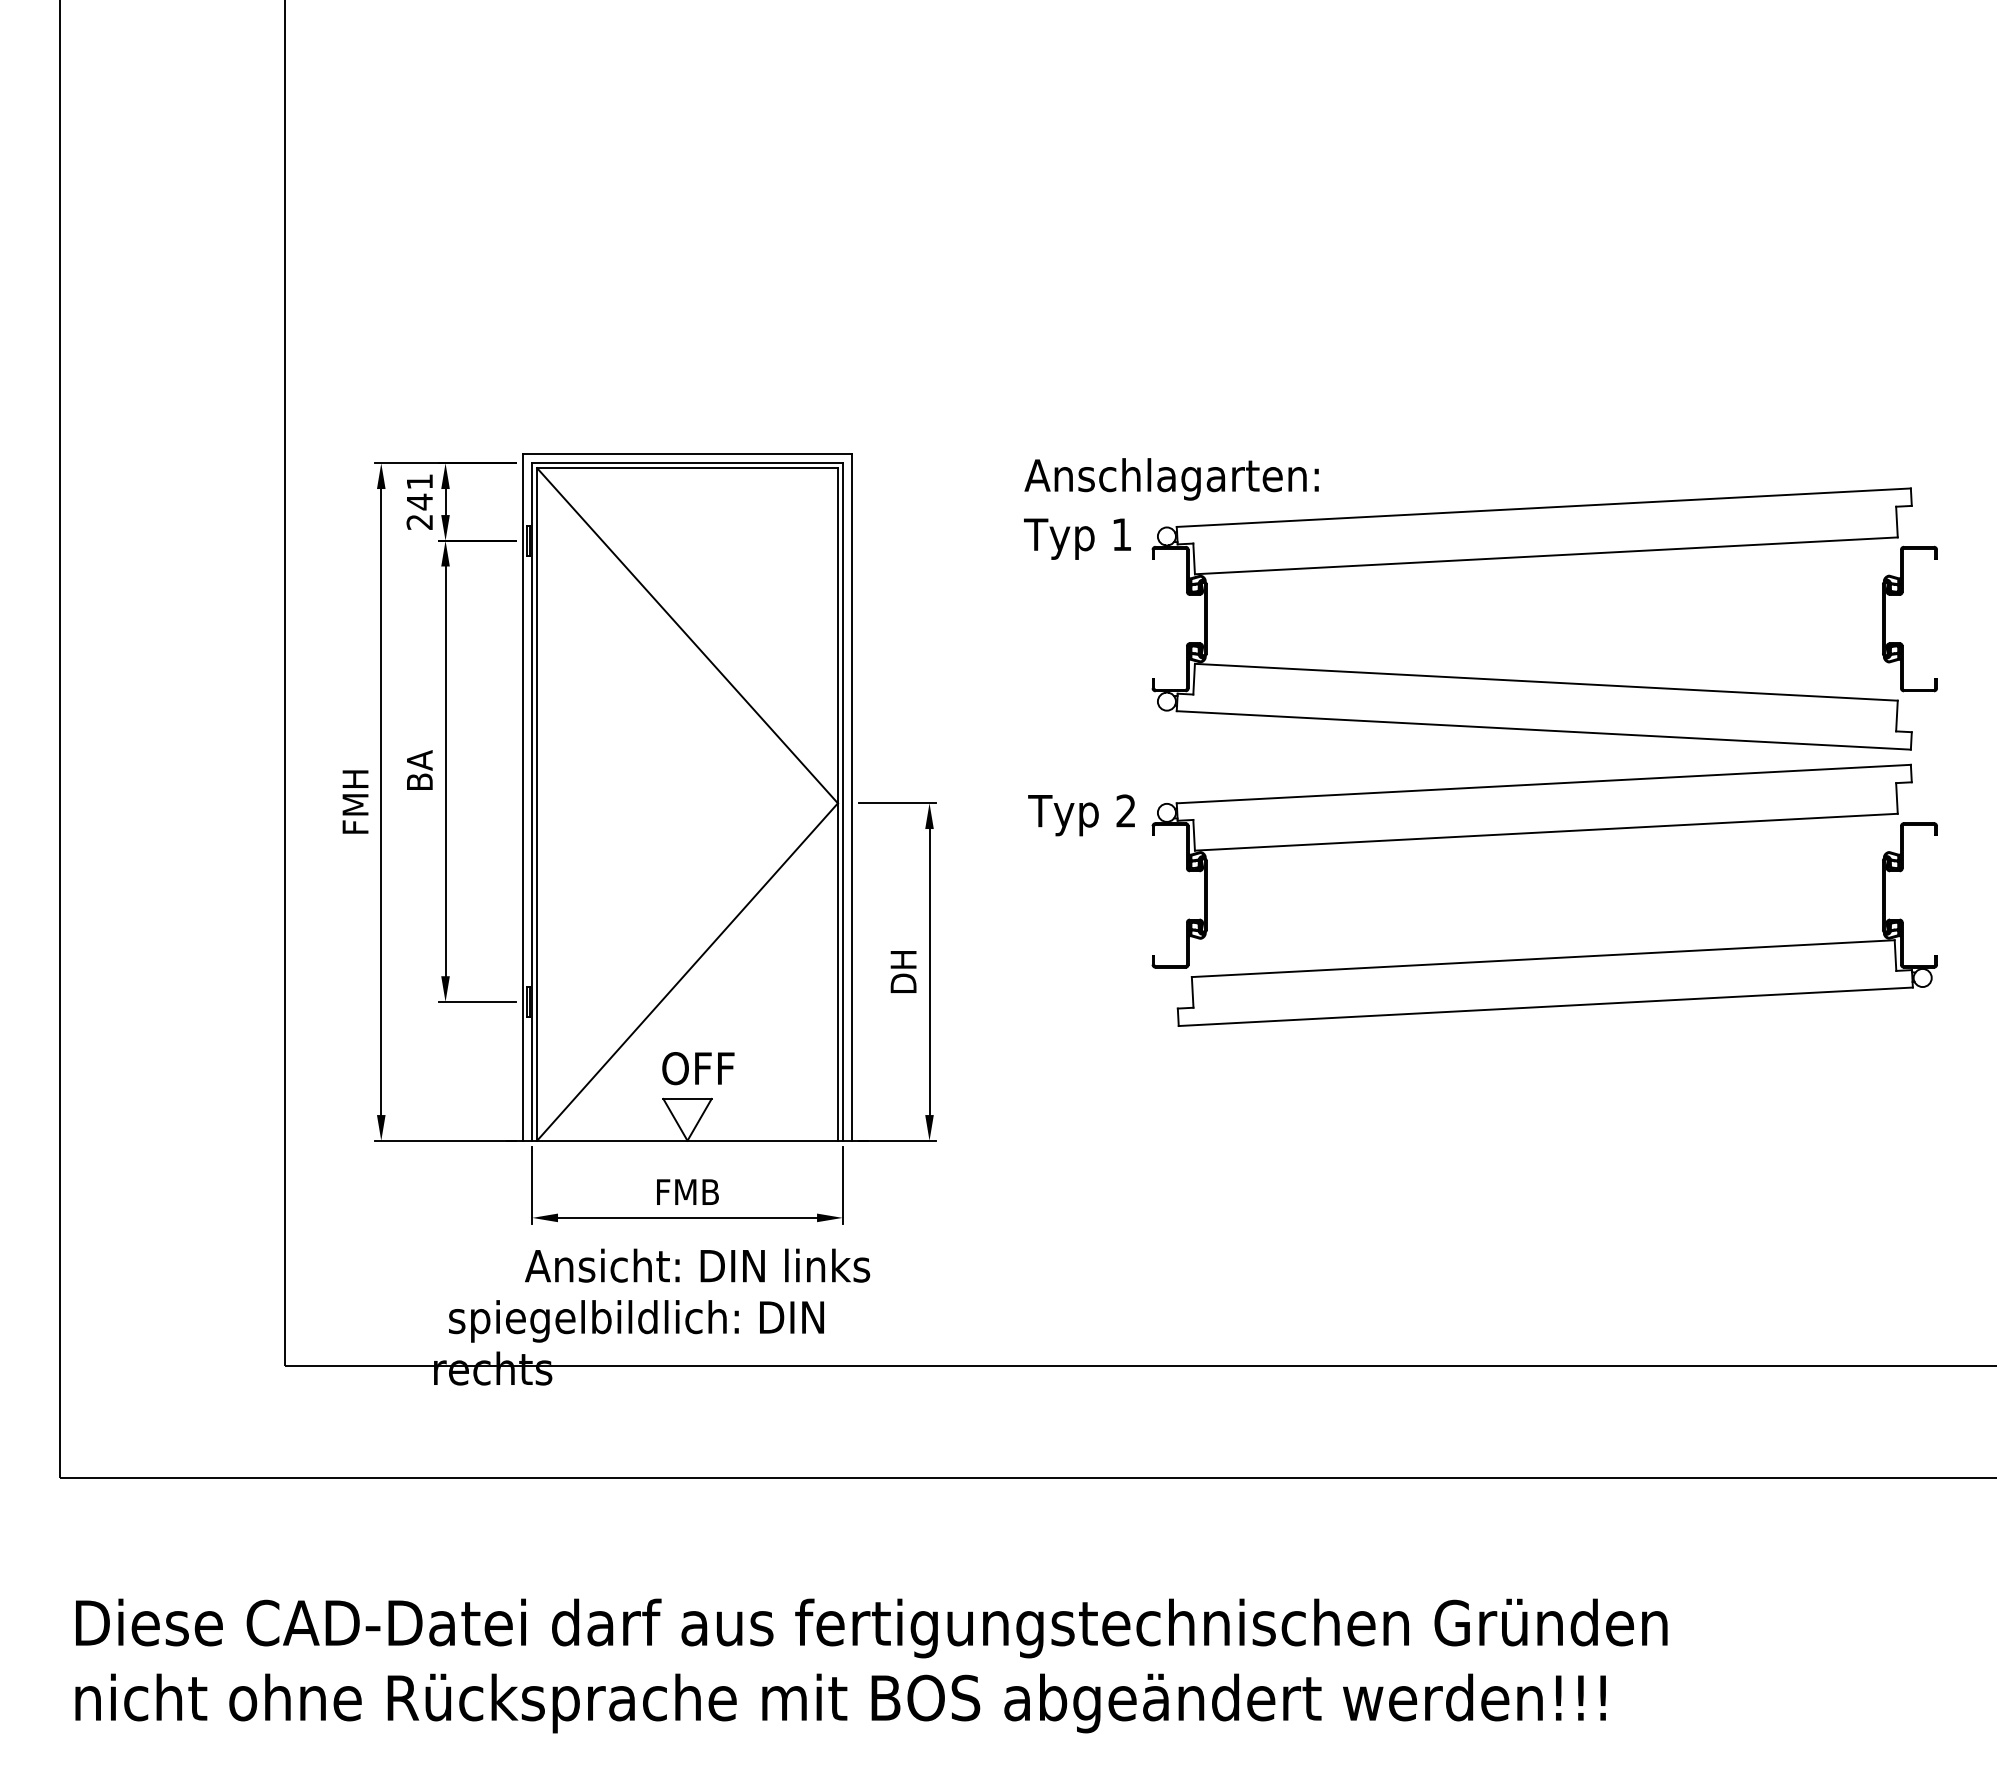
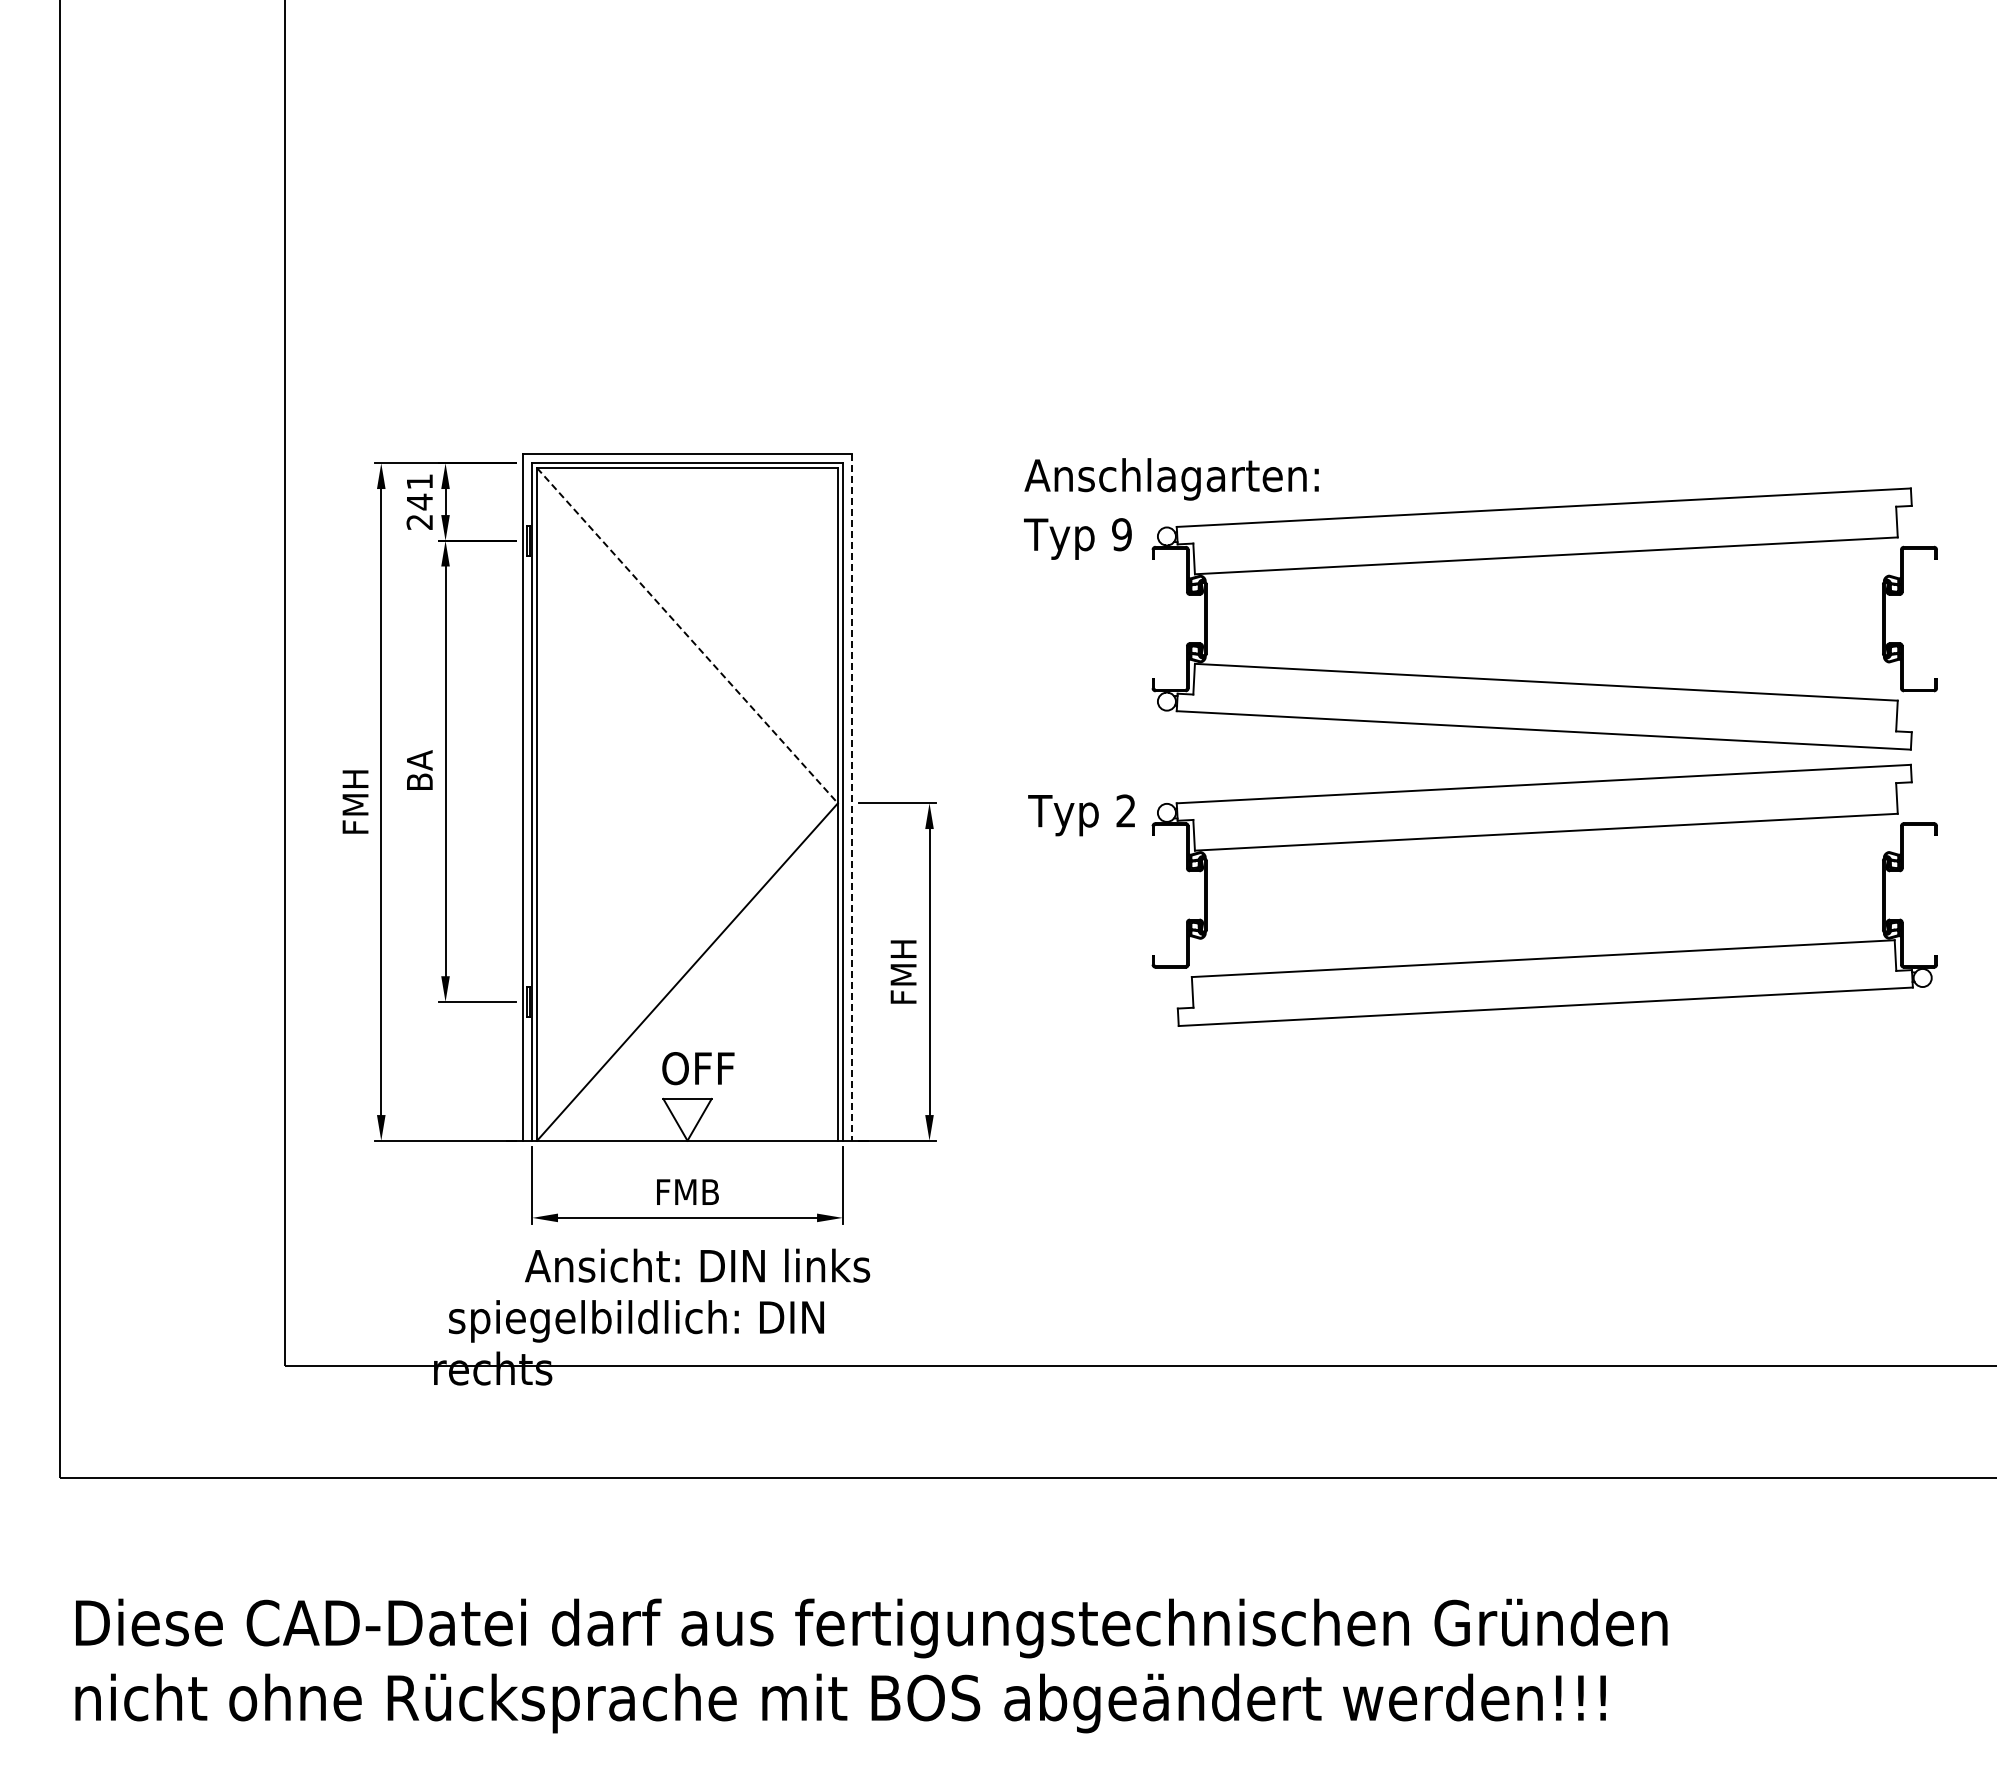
text: 1 -> 9 (1121, 534)
line: solid -> dashed (687, 636)
line: solid -> dashed (852, 797)
text: DH -> FMH (903, 971)
